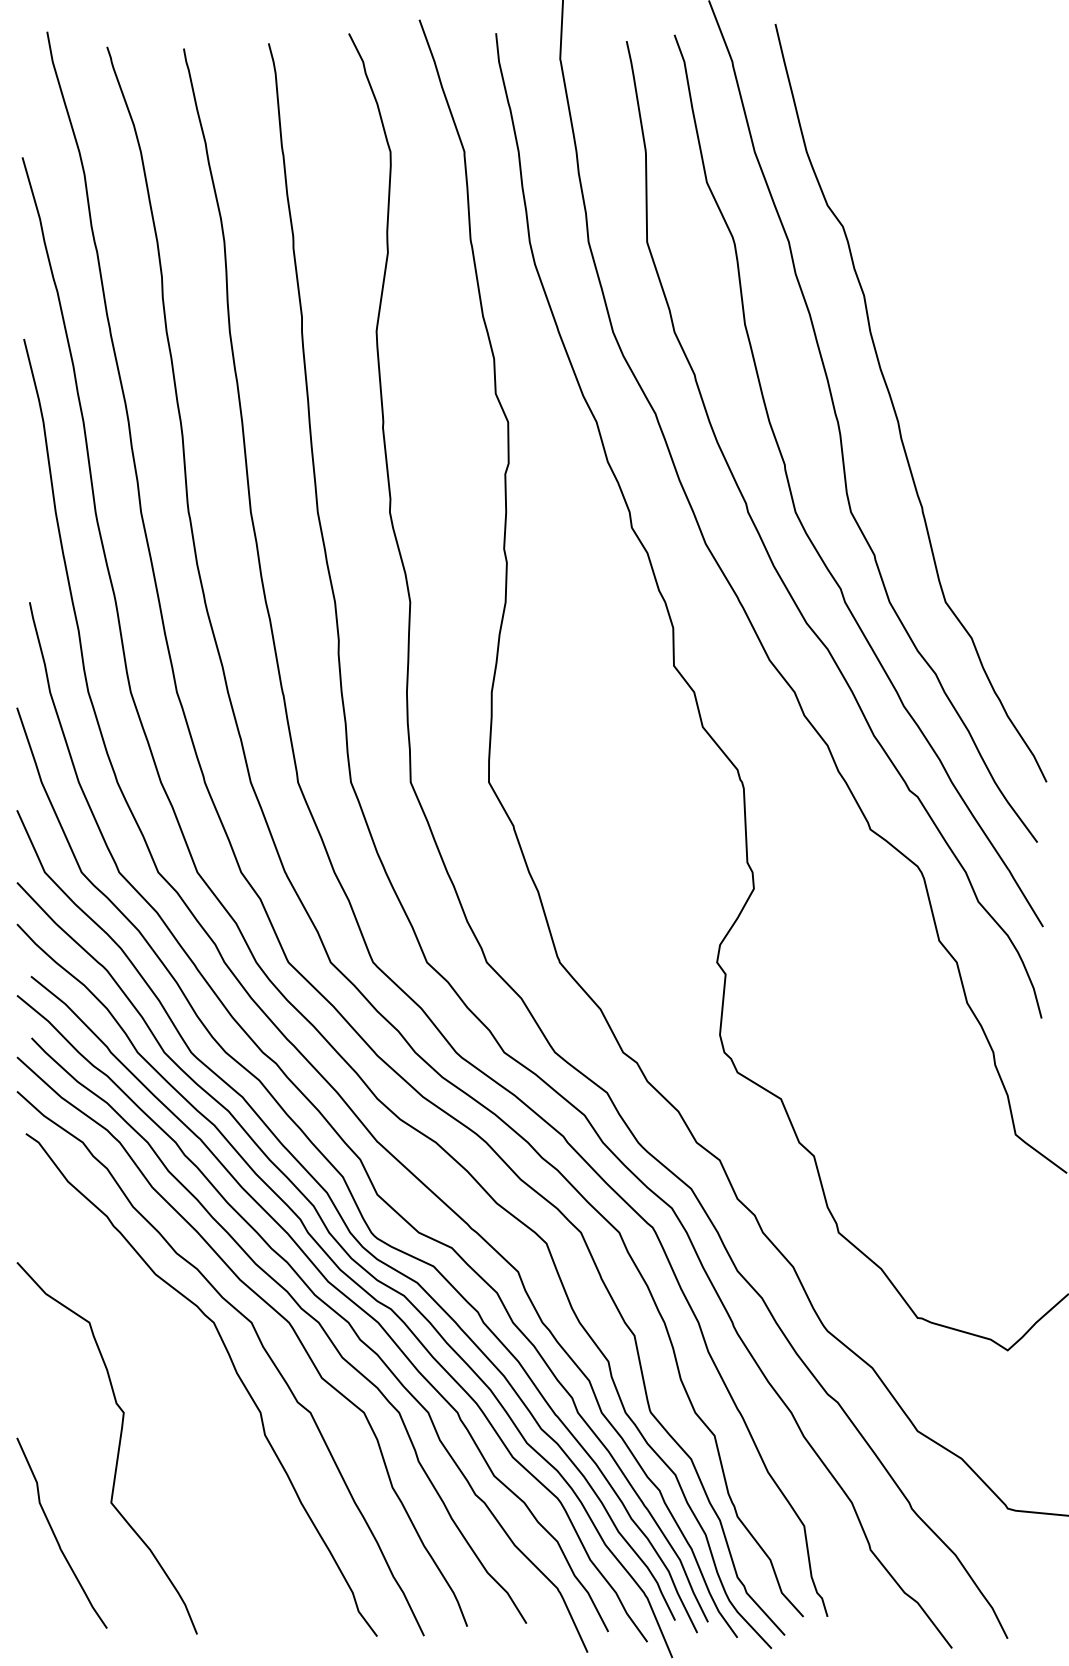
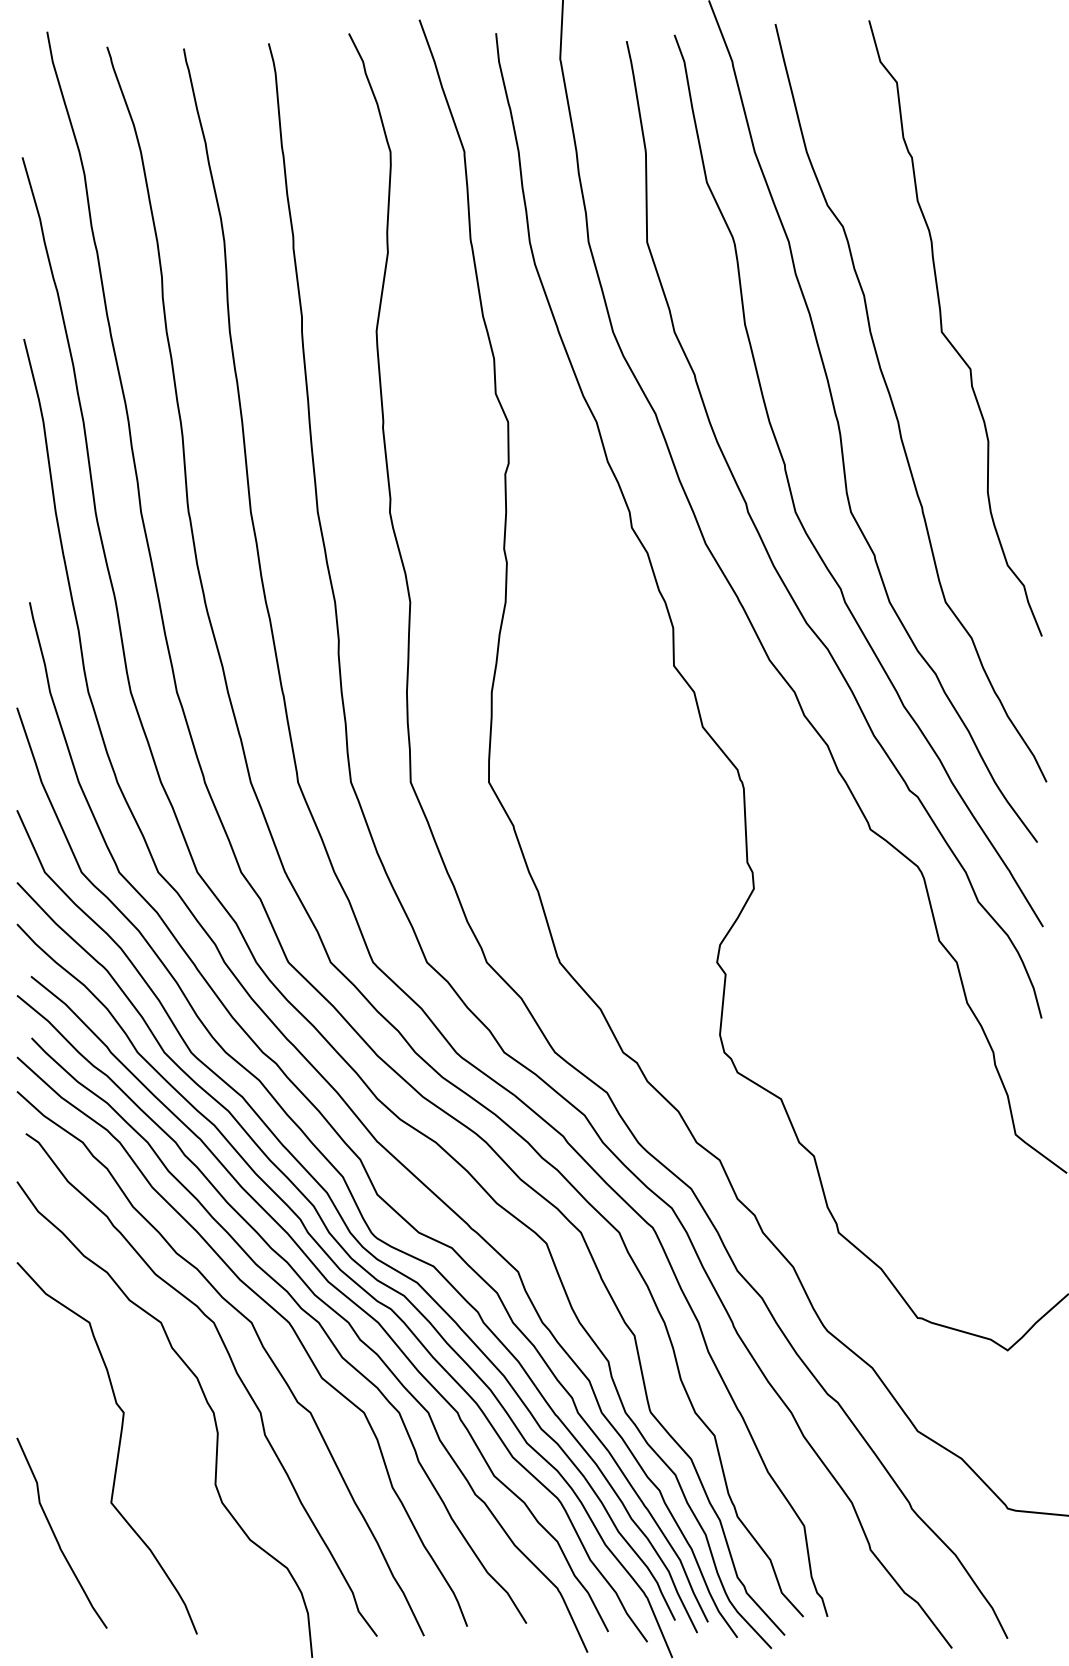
curve: none -> present (946, 336)
curve: none -> present (204, 1398)
